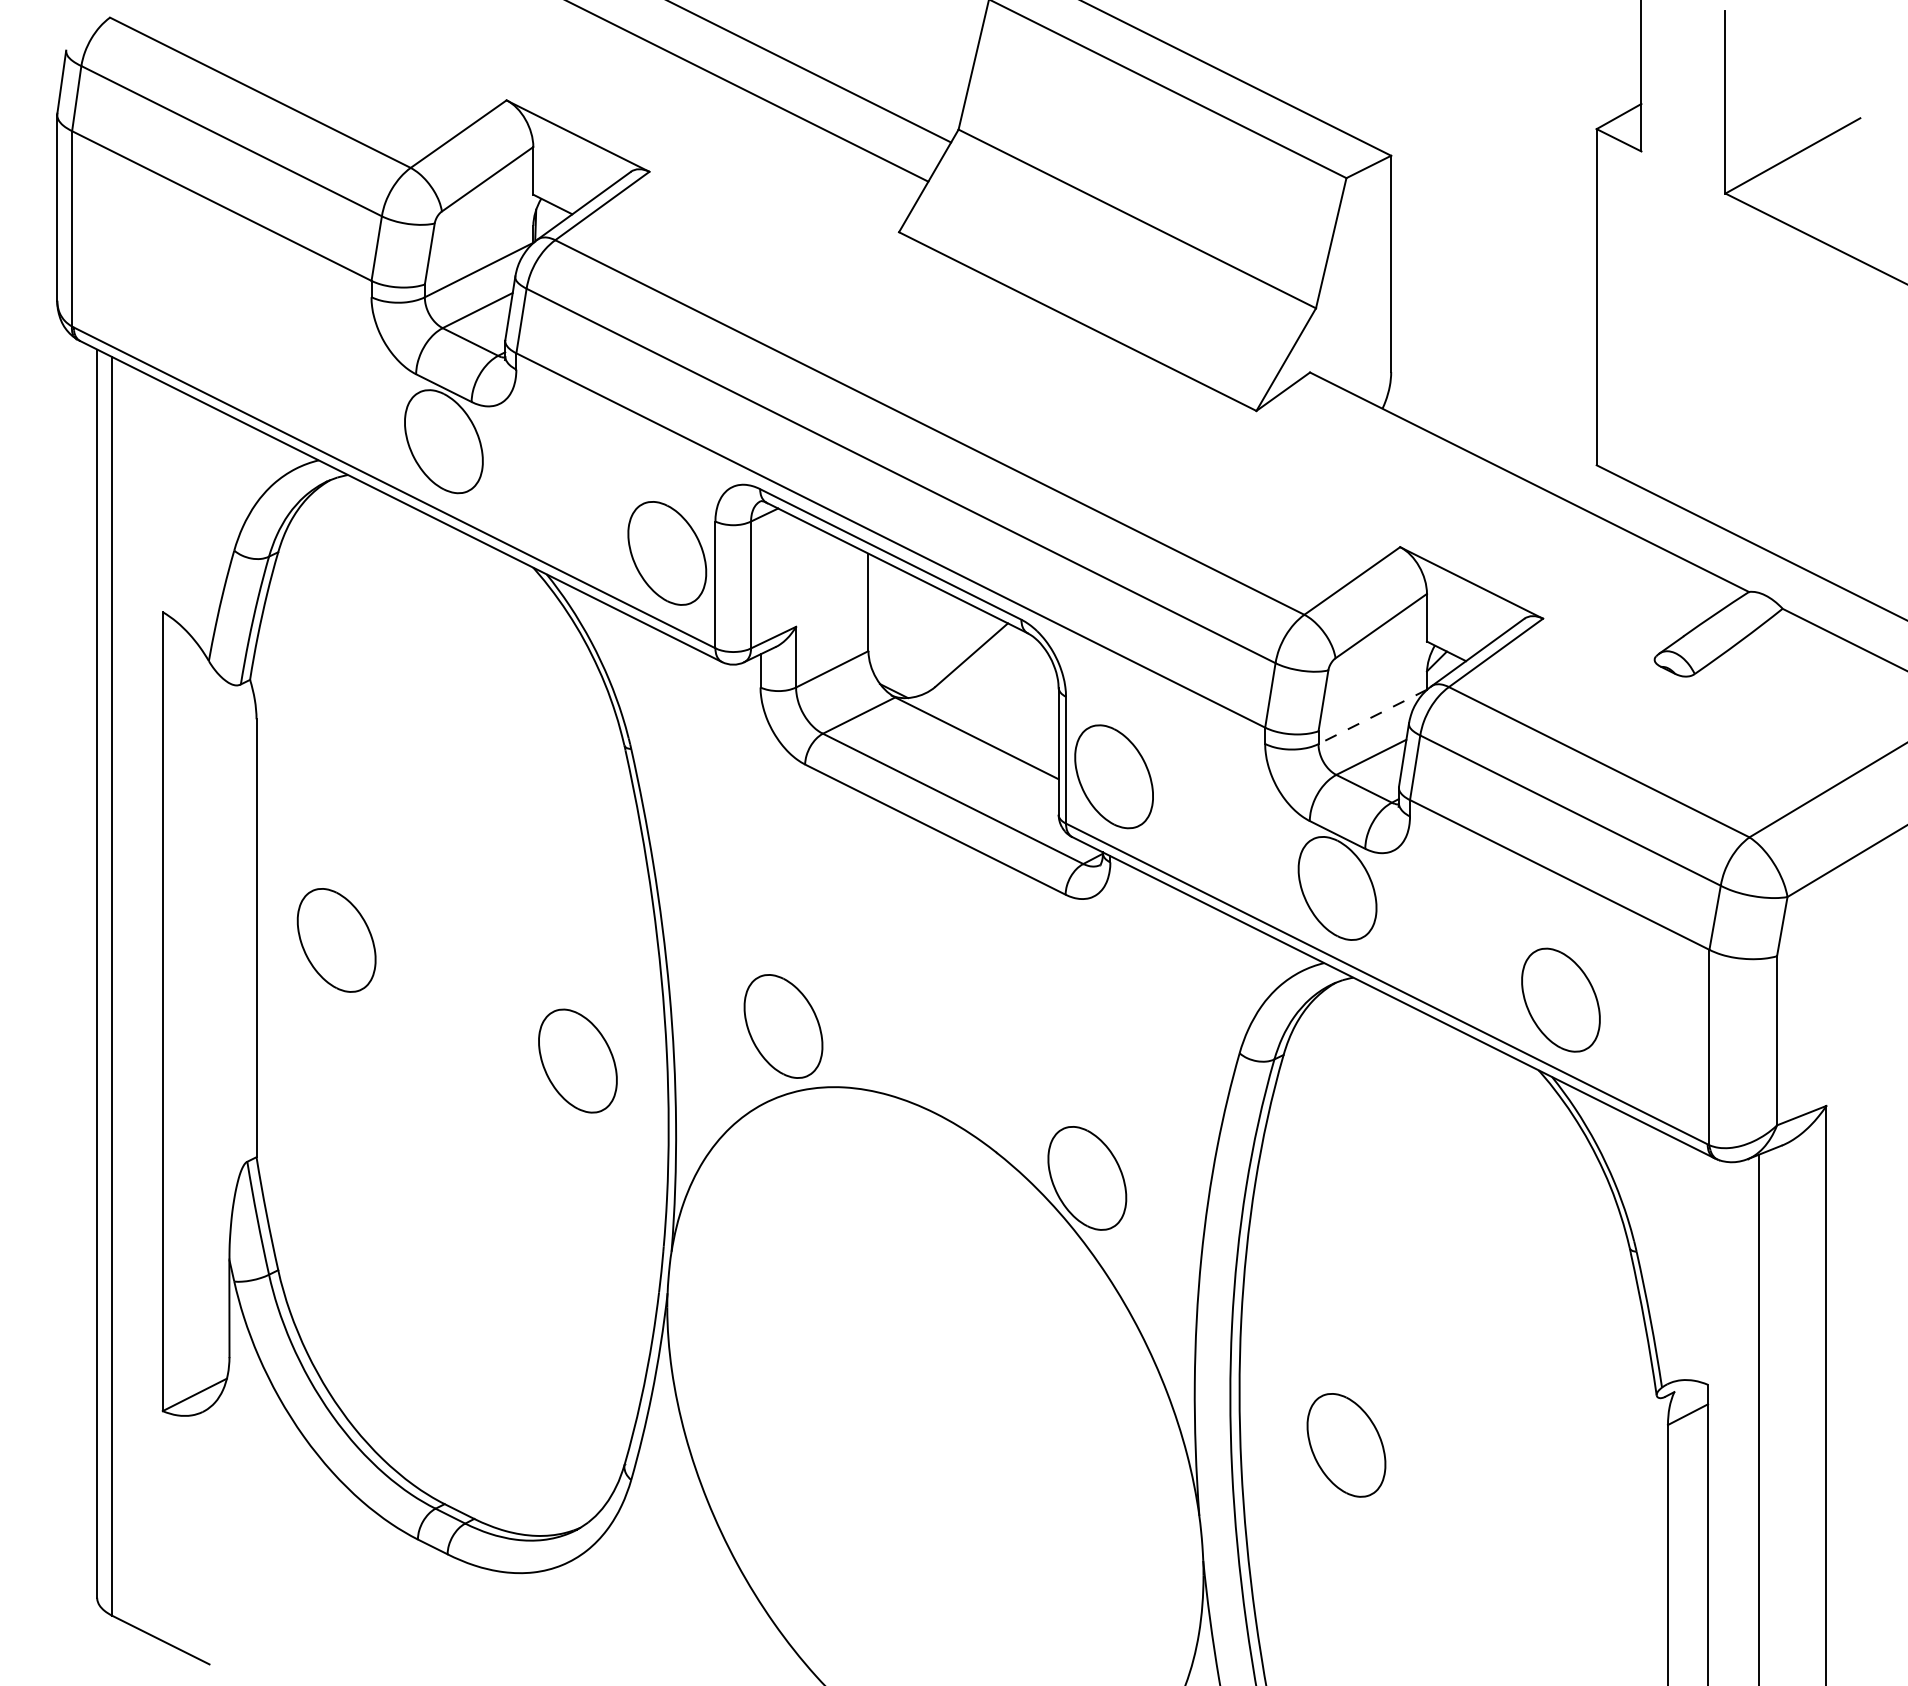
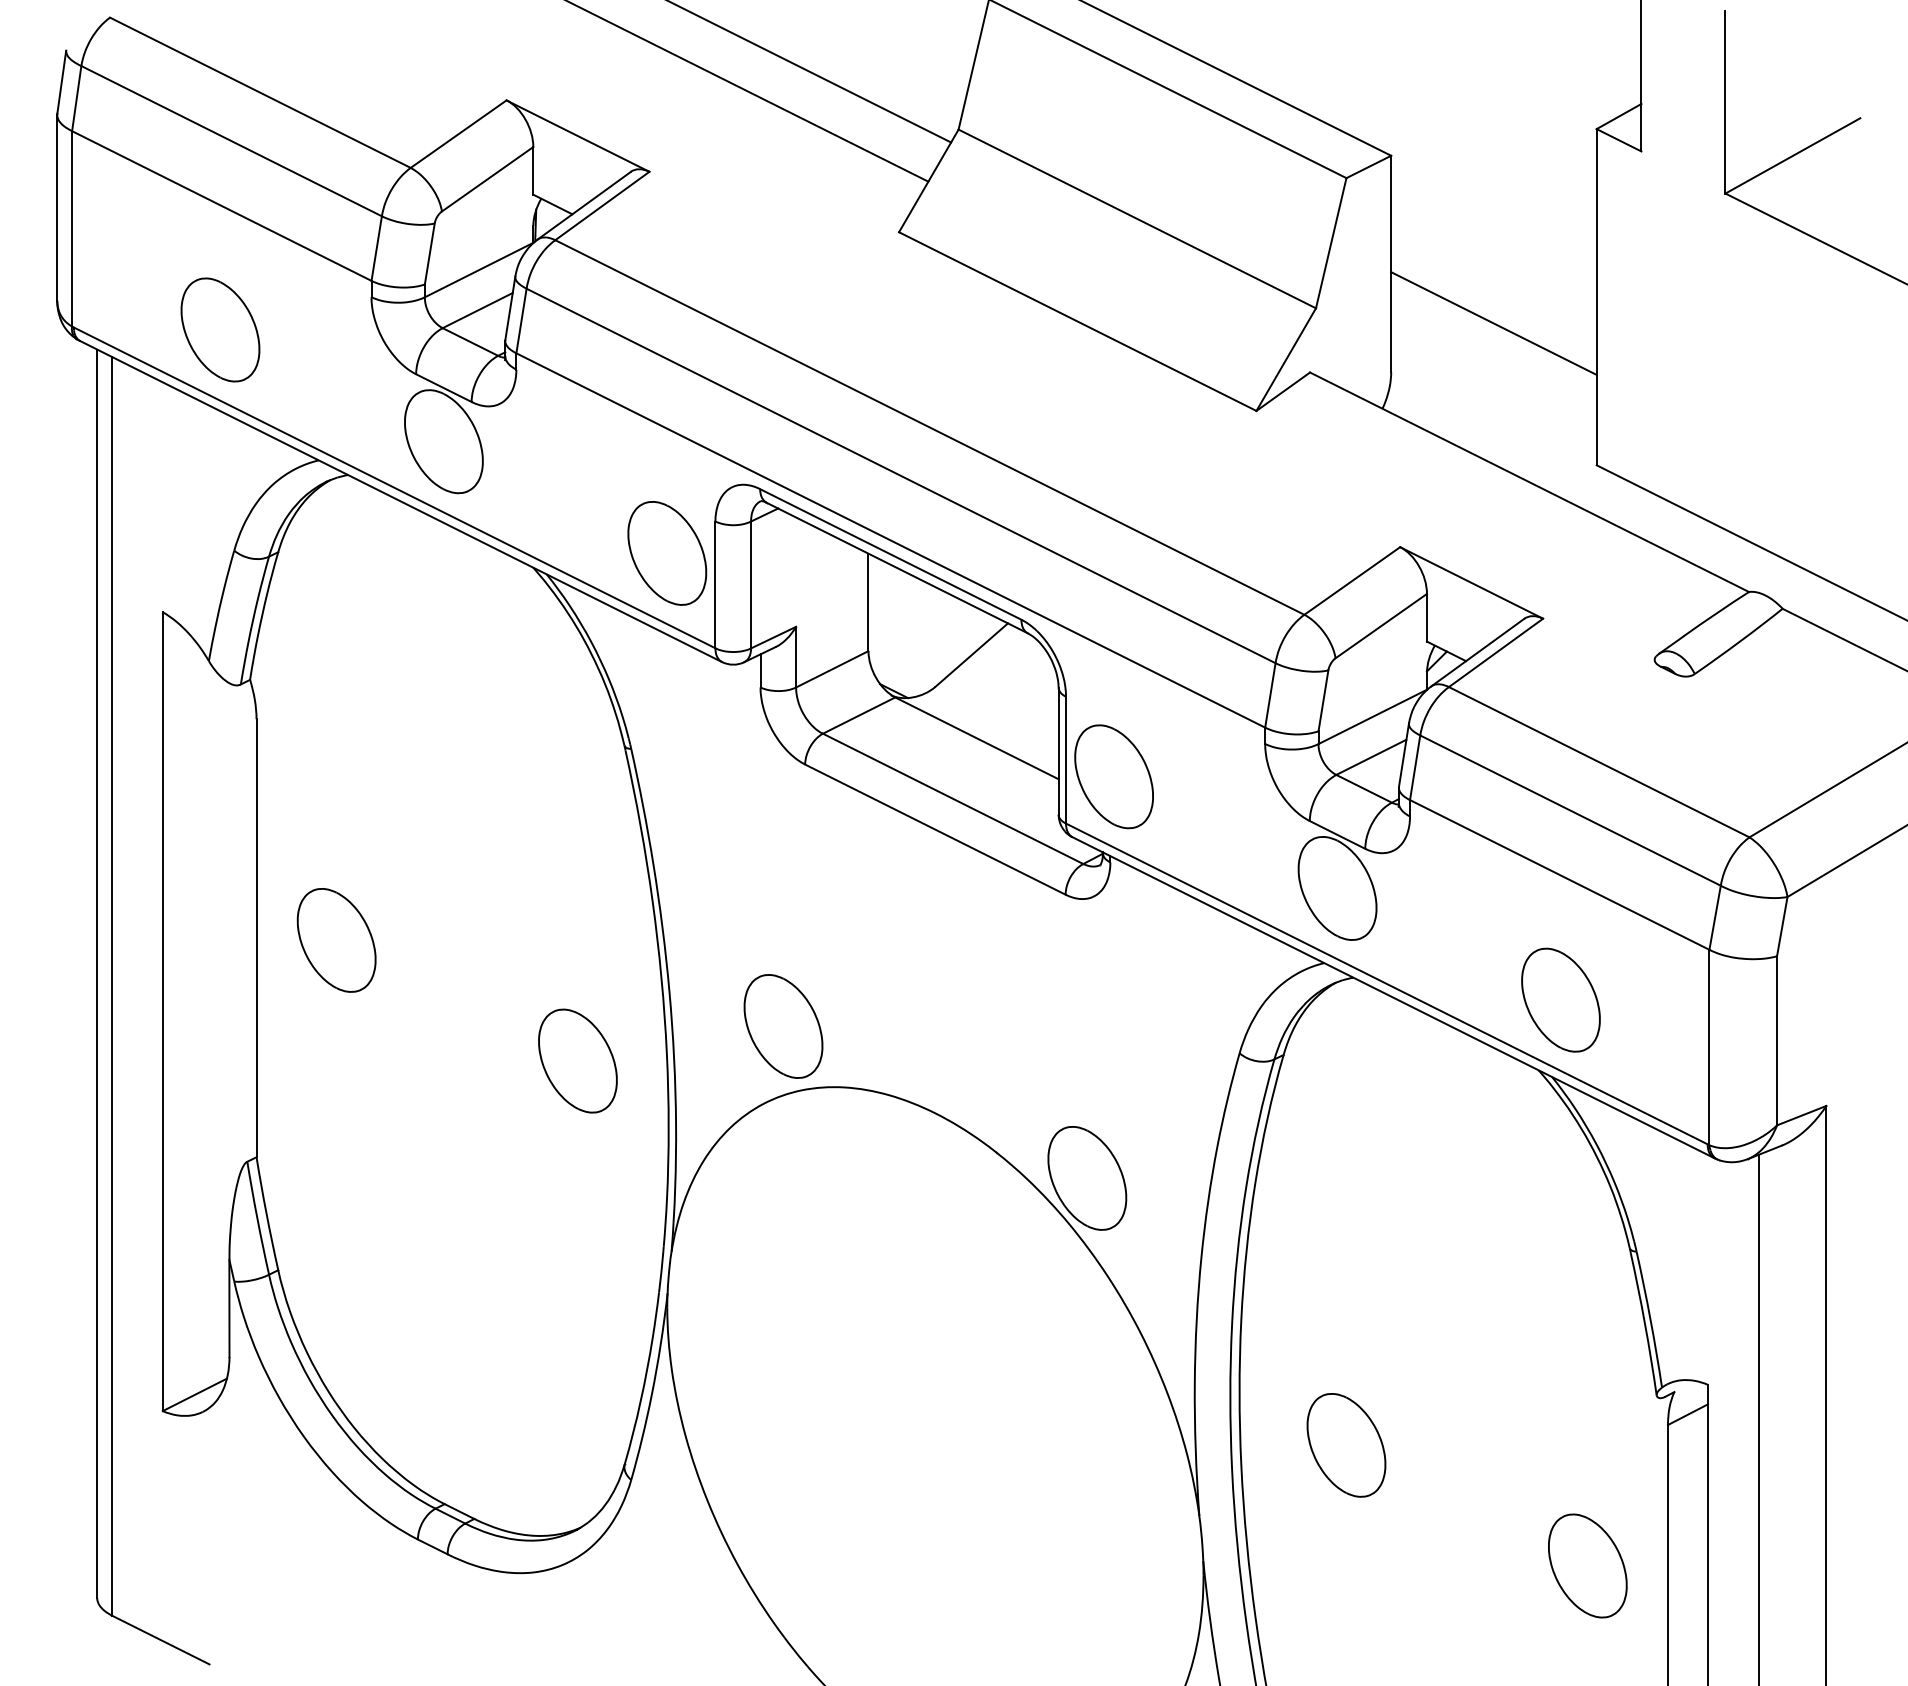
line: none -> present (1493, 323)
part: none -> present (220, 329)
line: dashed -> solid (1372, 716)
part: none -> present (1587, 1565)
